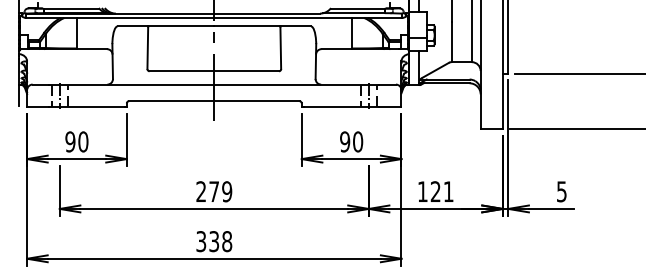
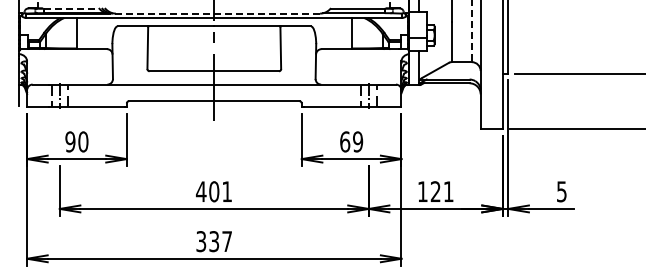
line: solid -> dashed (71, 8)
line: solid -> dashed (214, 13)
line: solid -> dashed (471, 31)
text: 90 -> 69 (351, 141)
text: 279 -> 401 (213, 191)
text: 338 -> 337 (227, 241)
